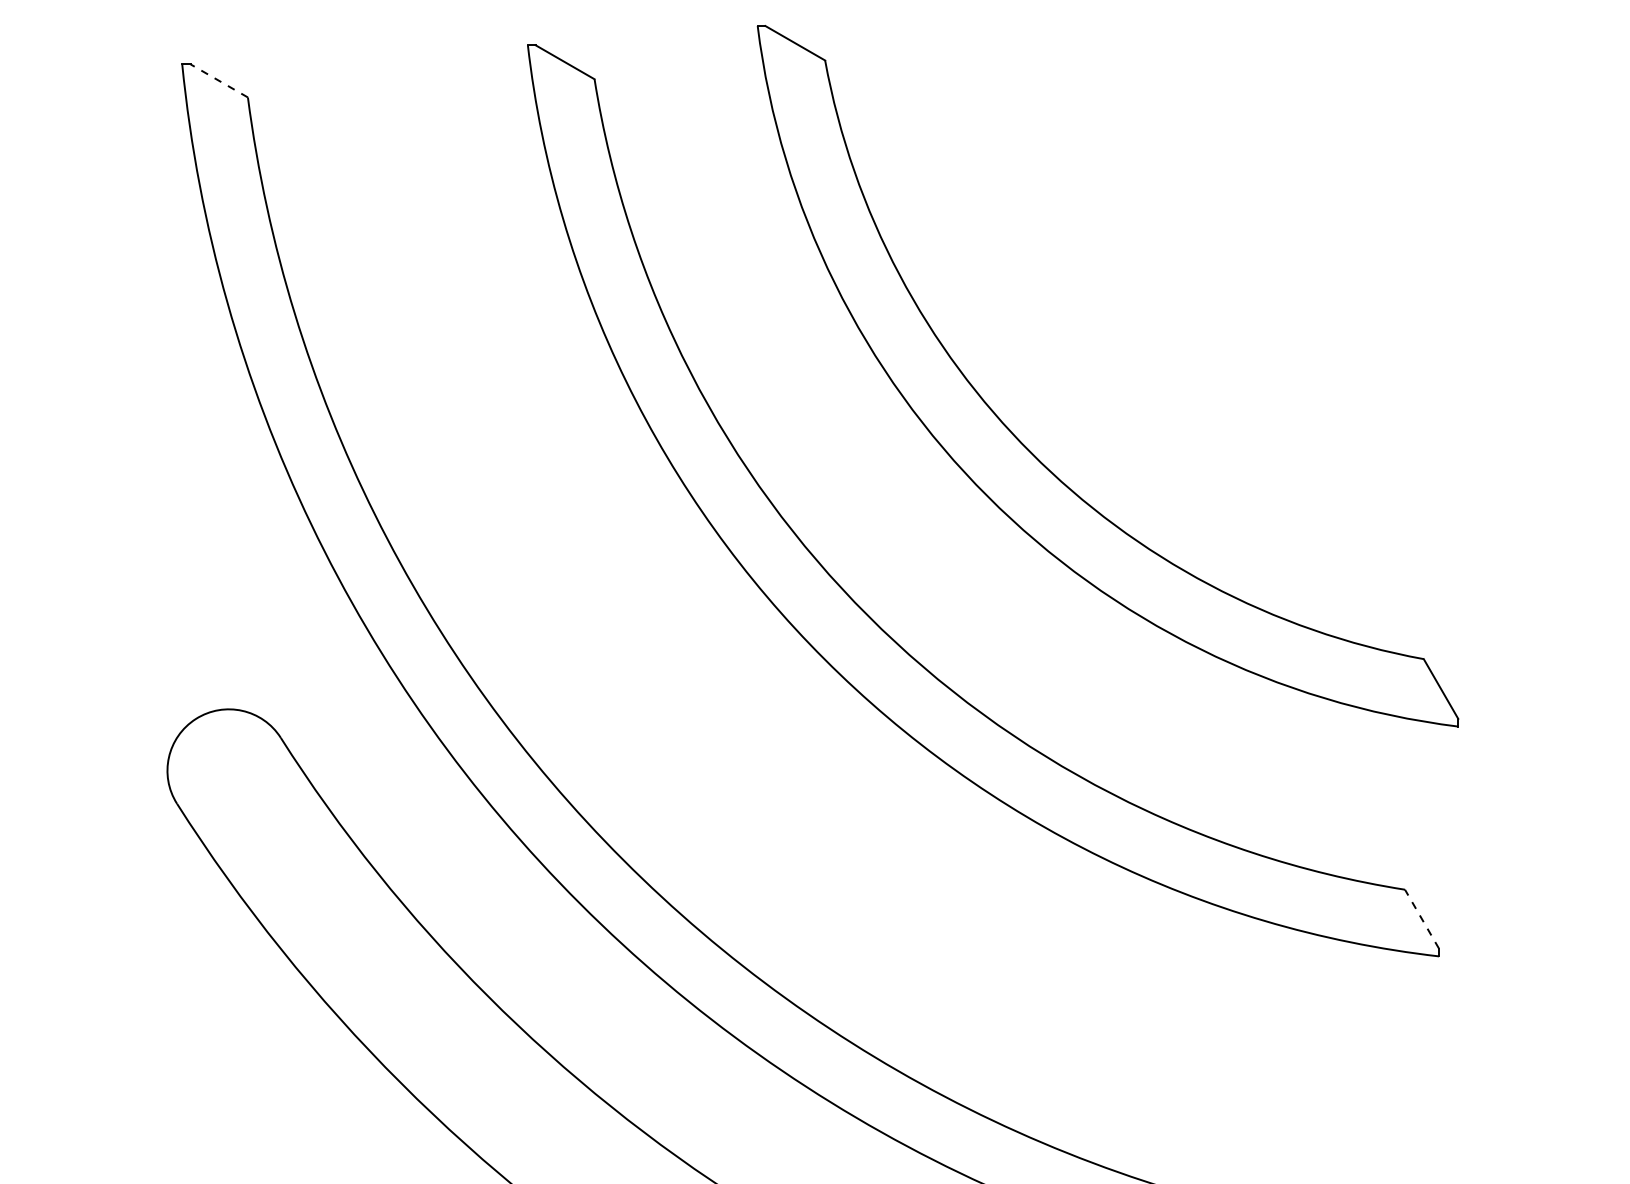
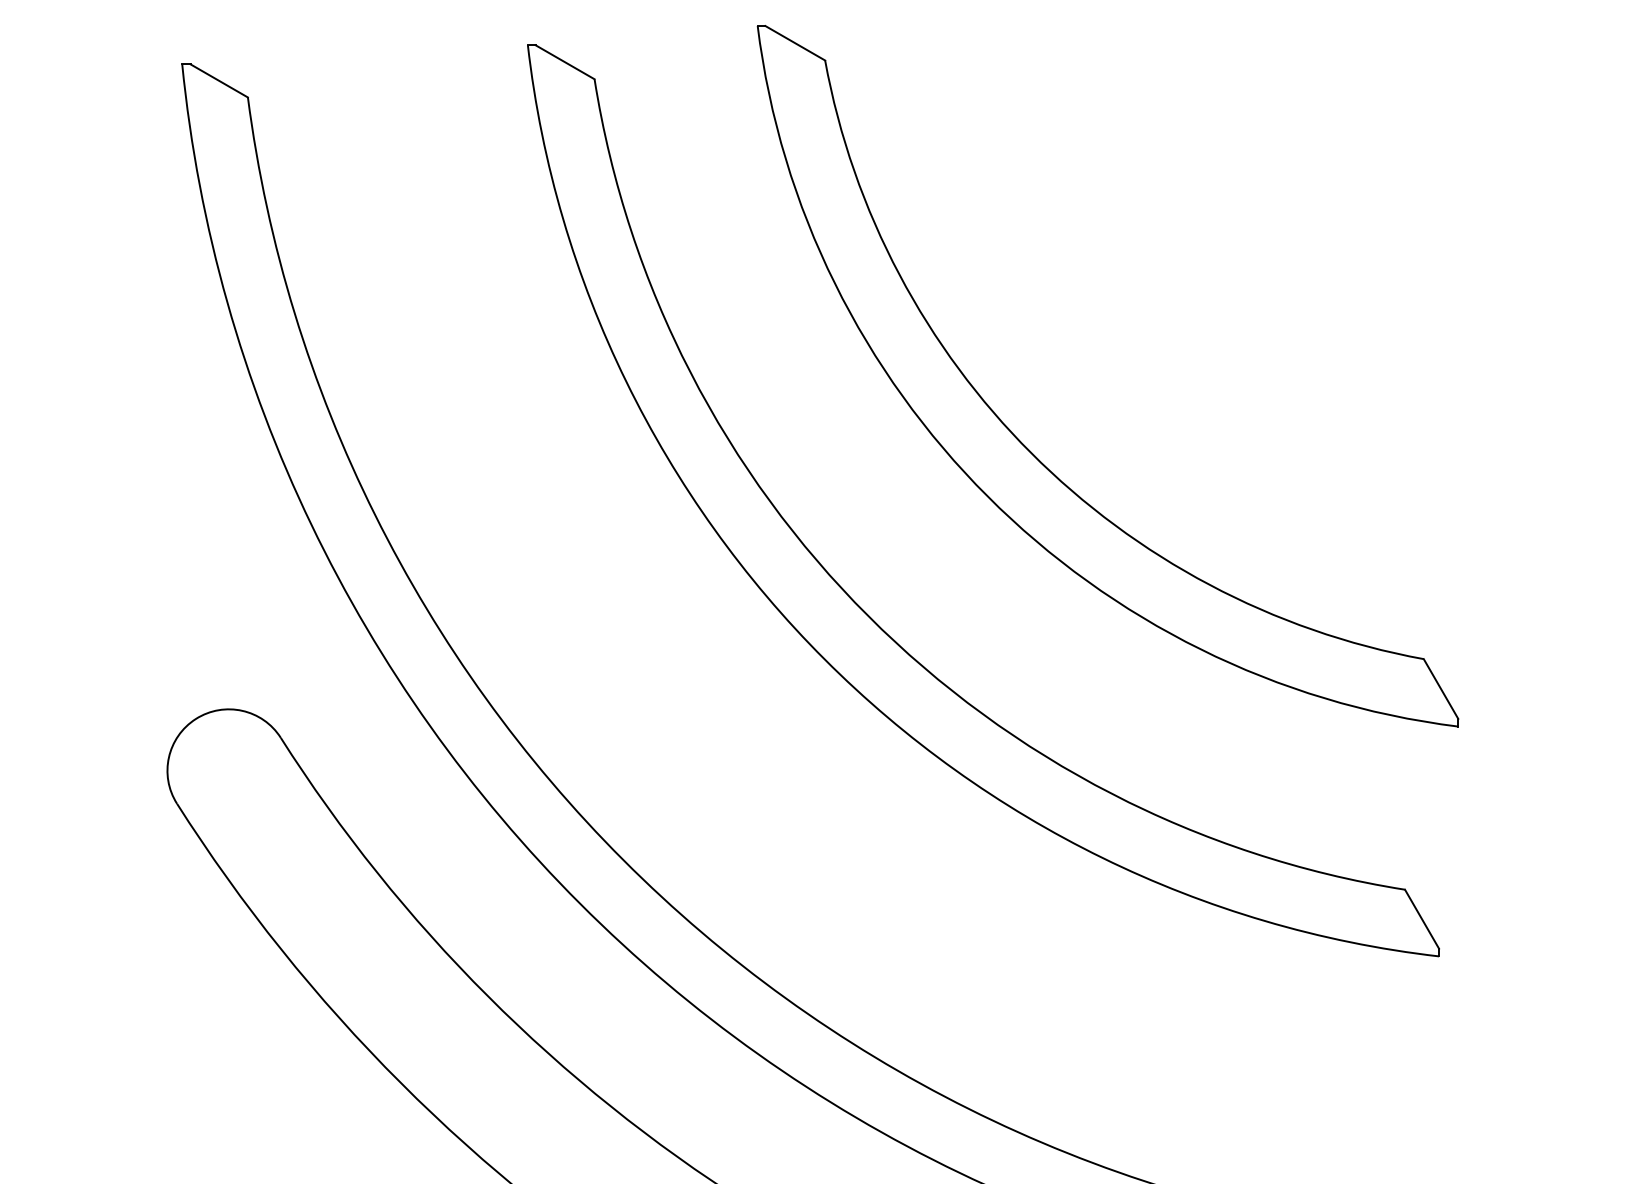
line: dashed -> solid (218, 80)
line: dashed -> solid (1421, 918)
